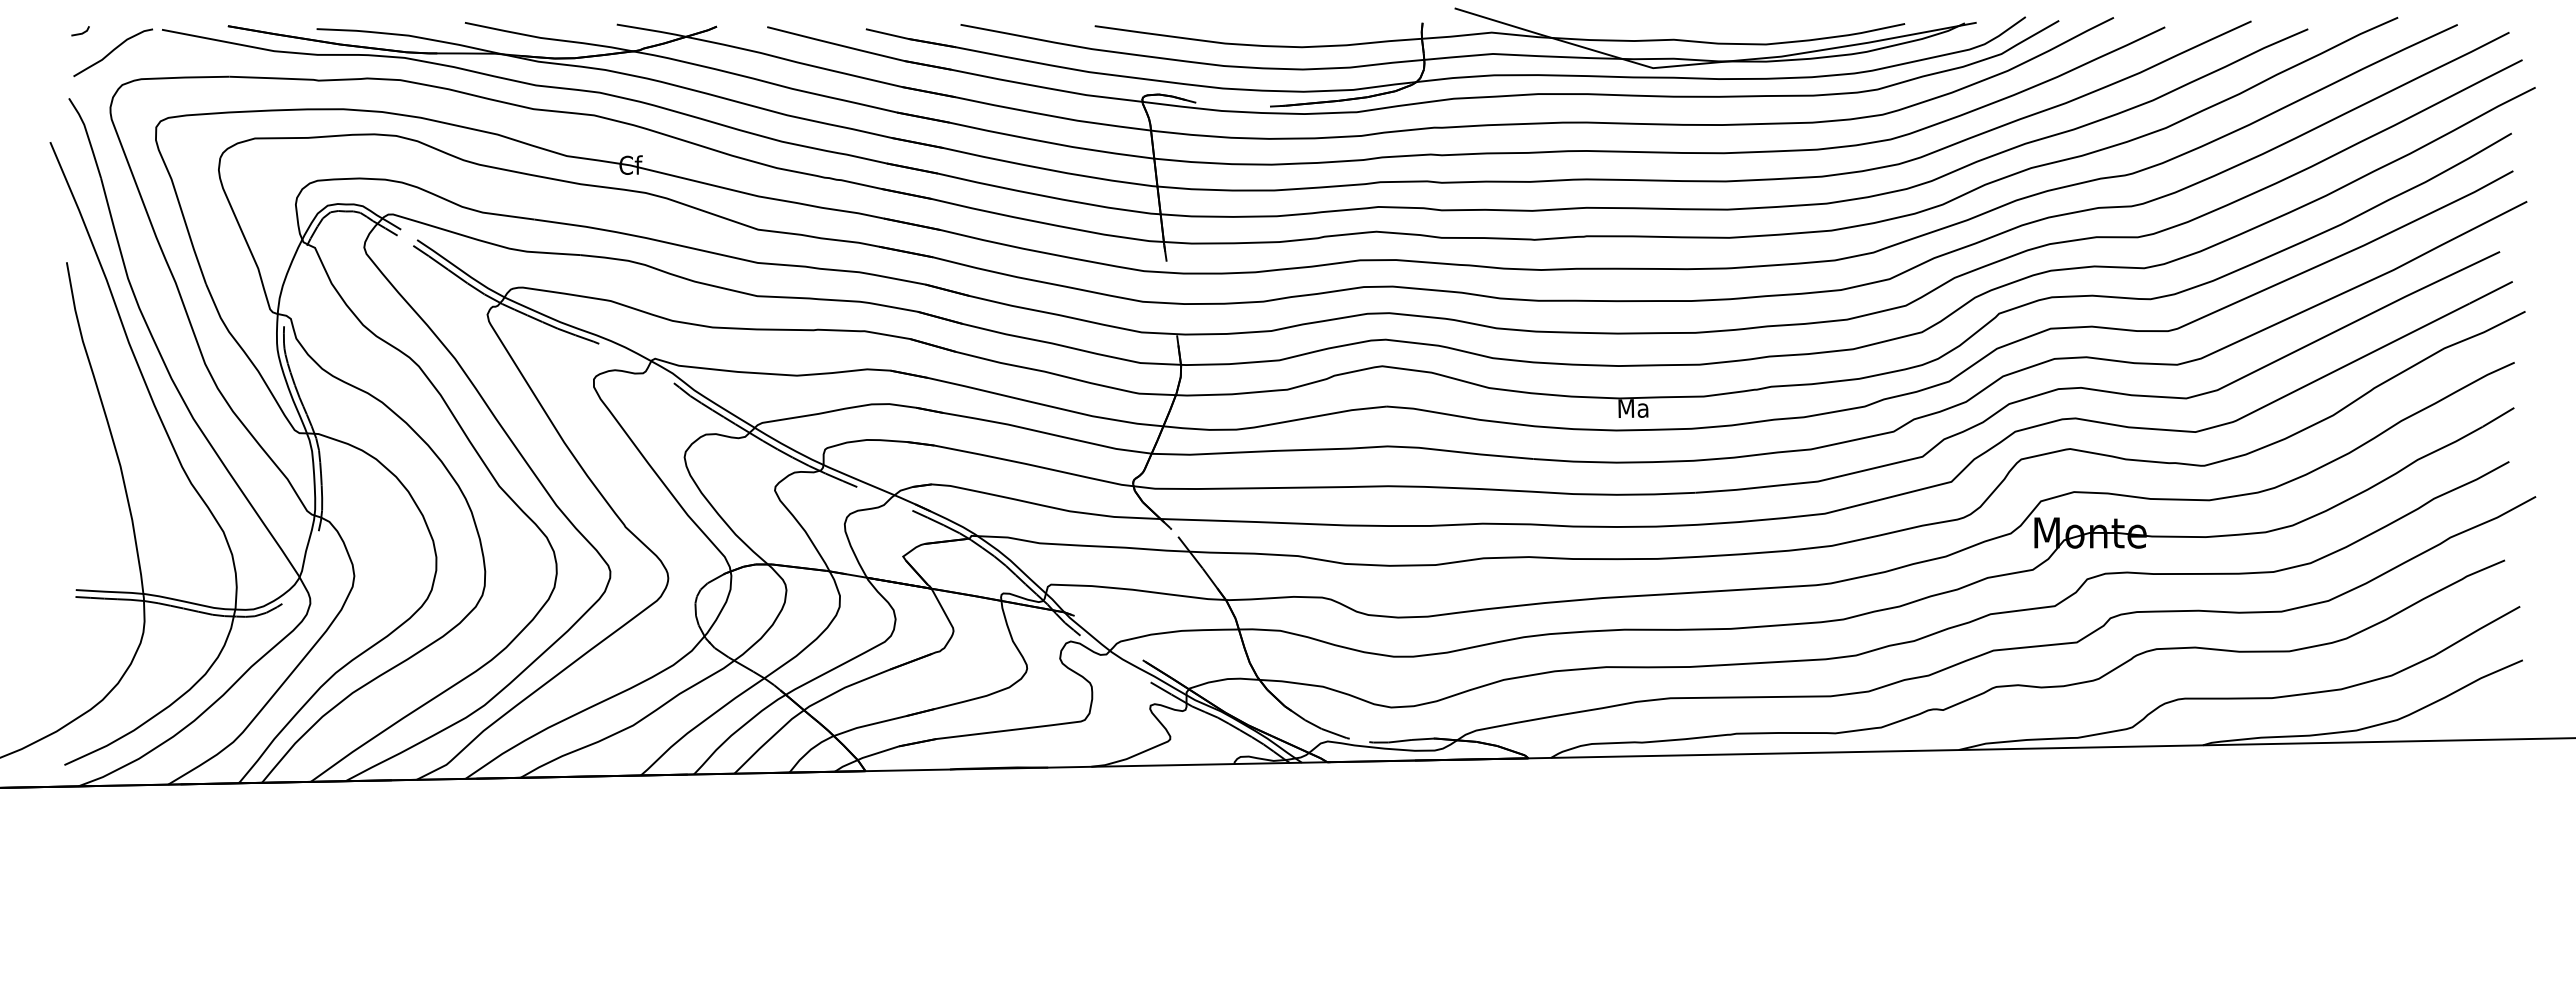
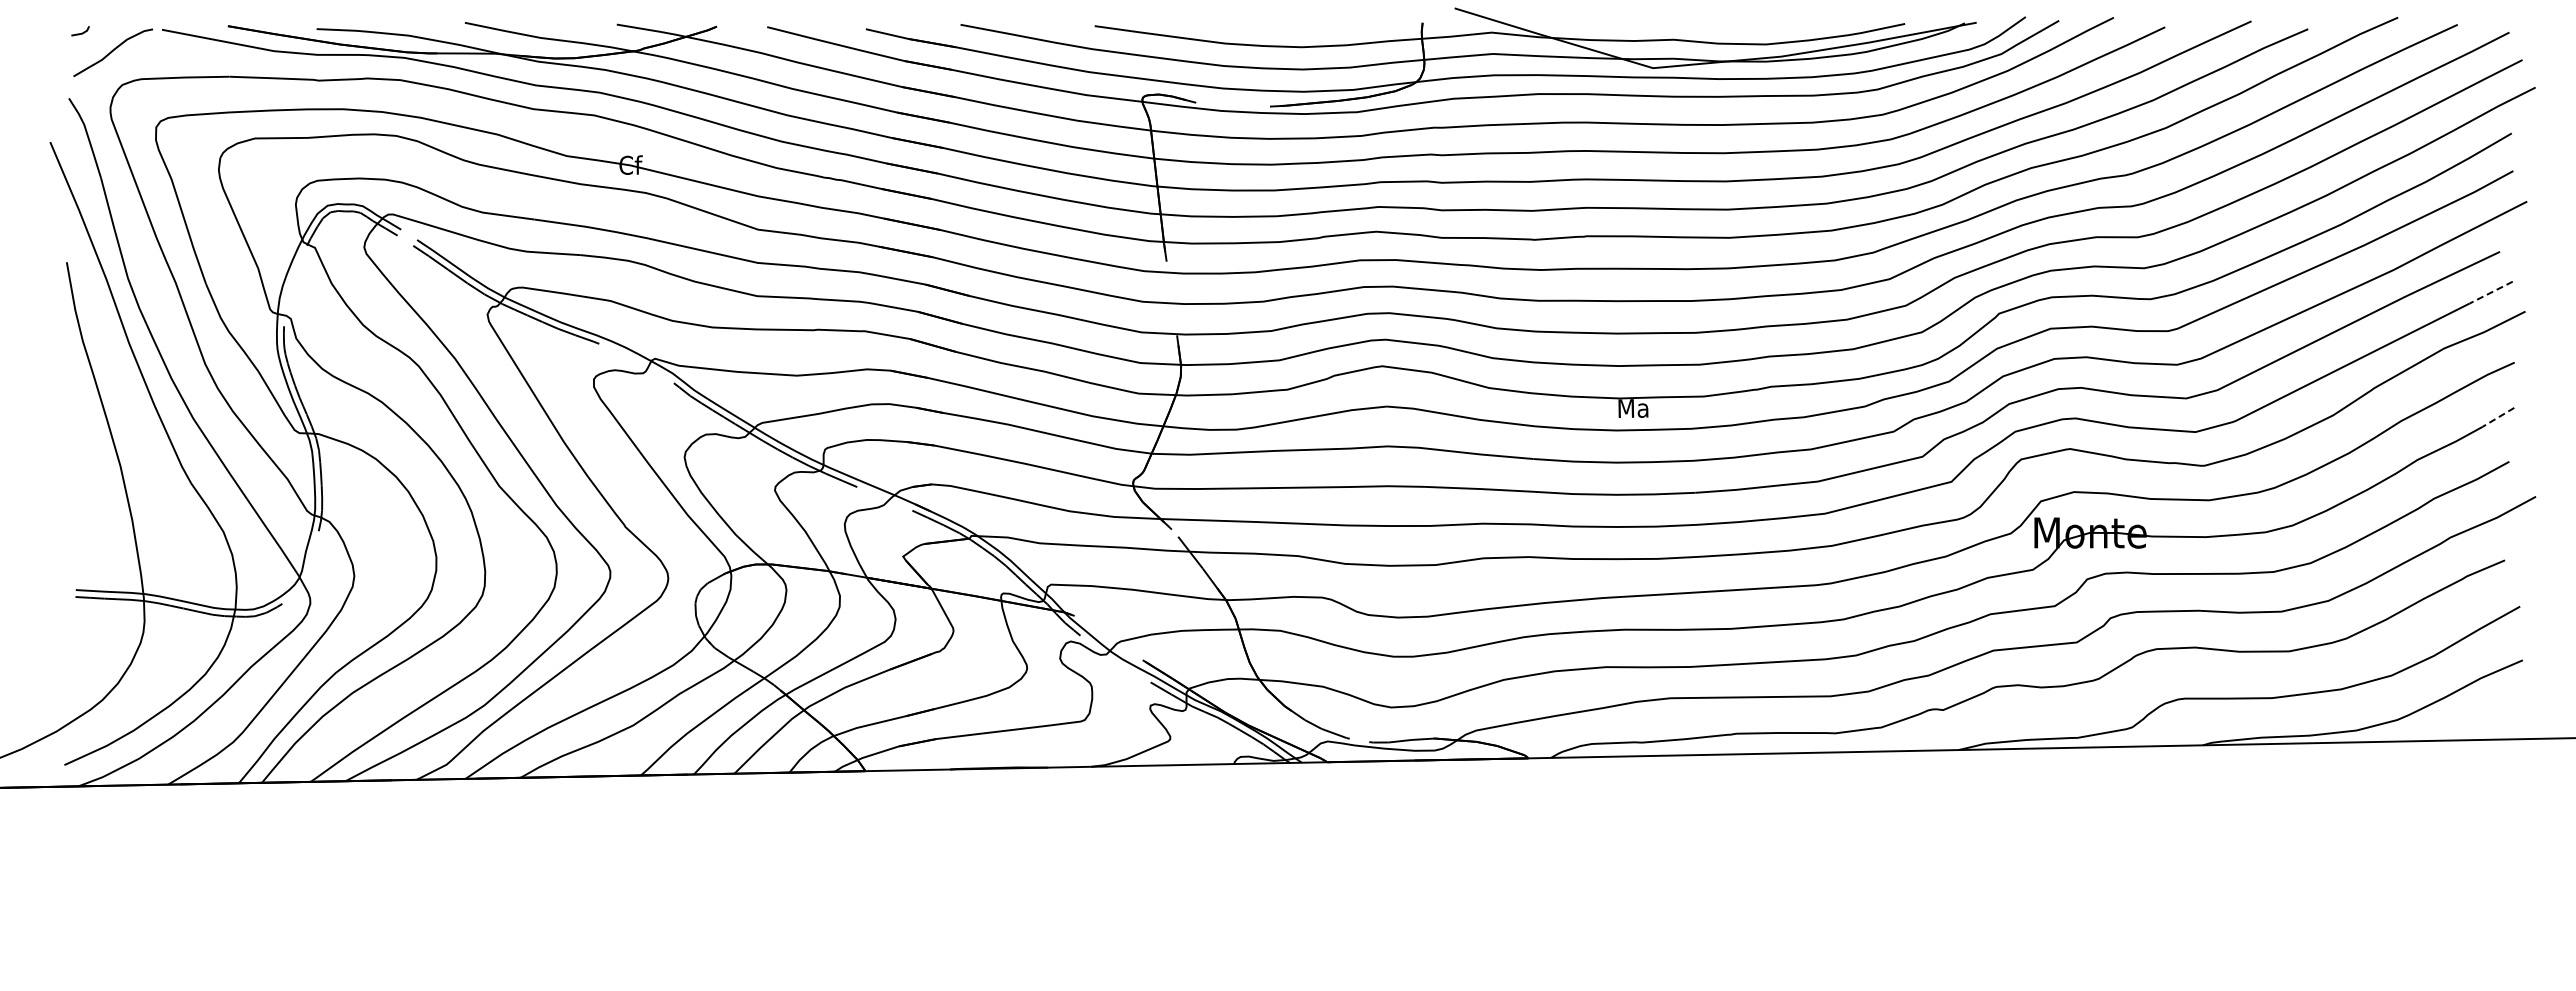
line: solid -> dashed (2490, 292)
line: solid -> dashed (2498, 417)
